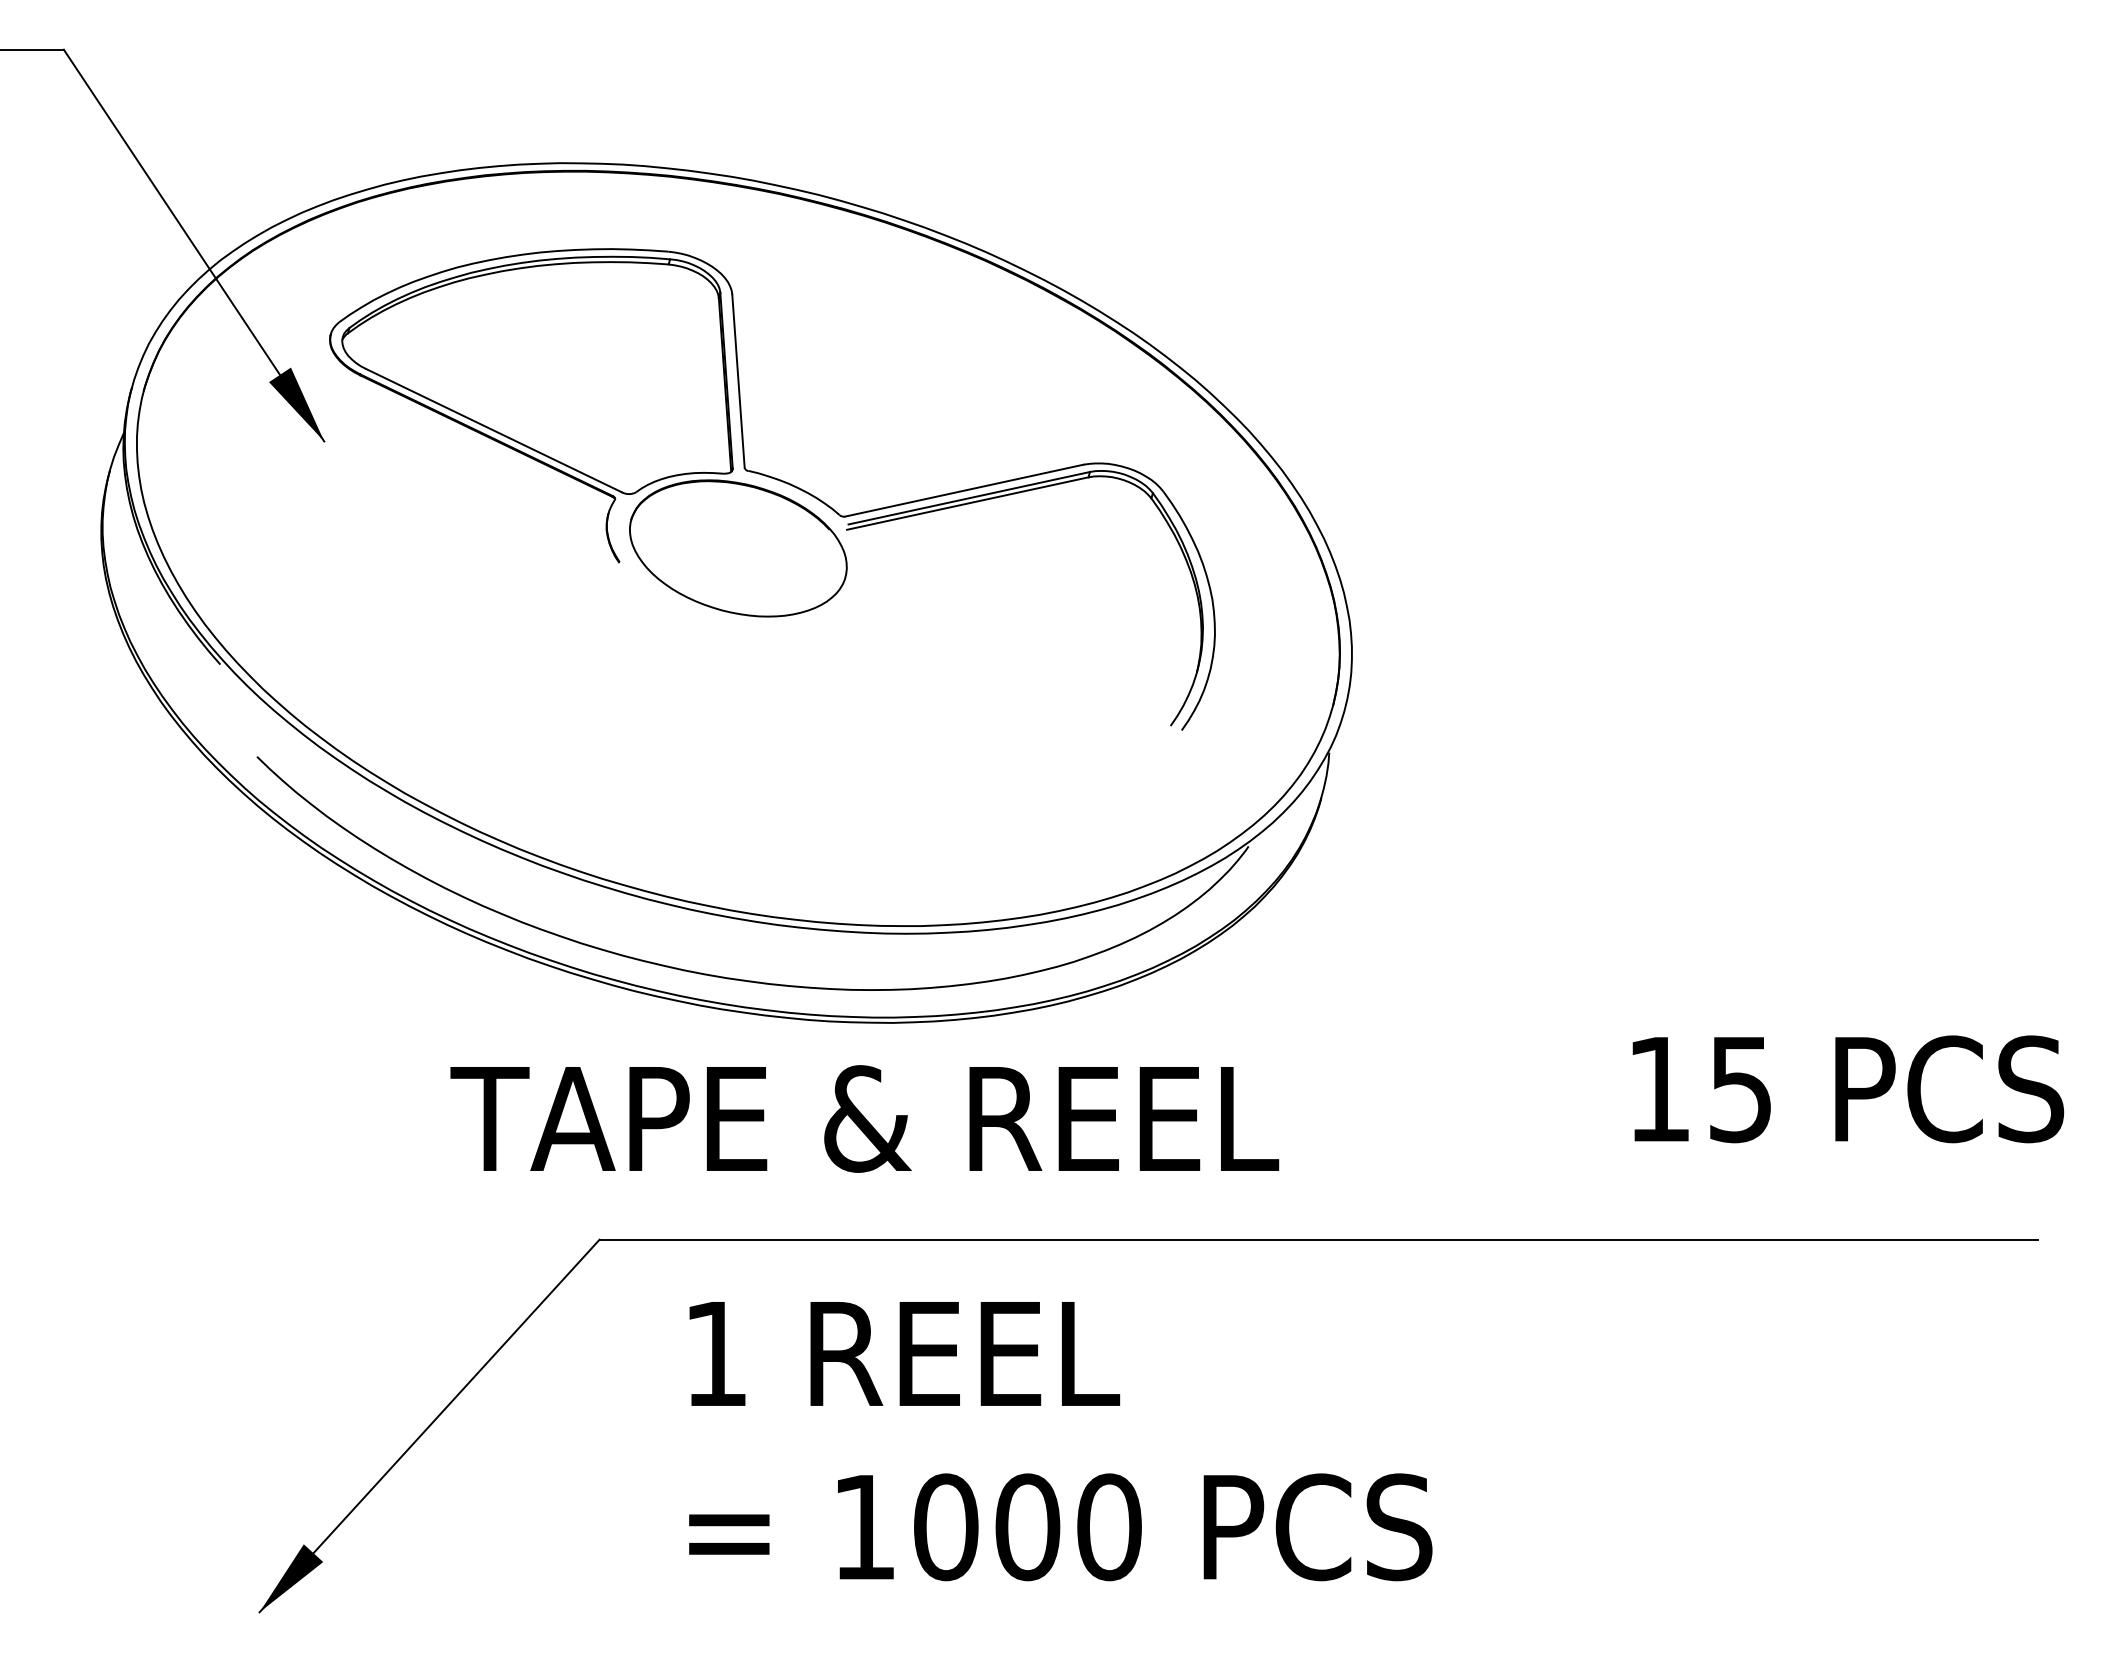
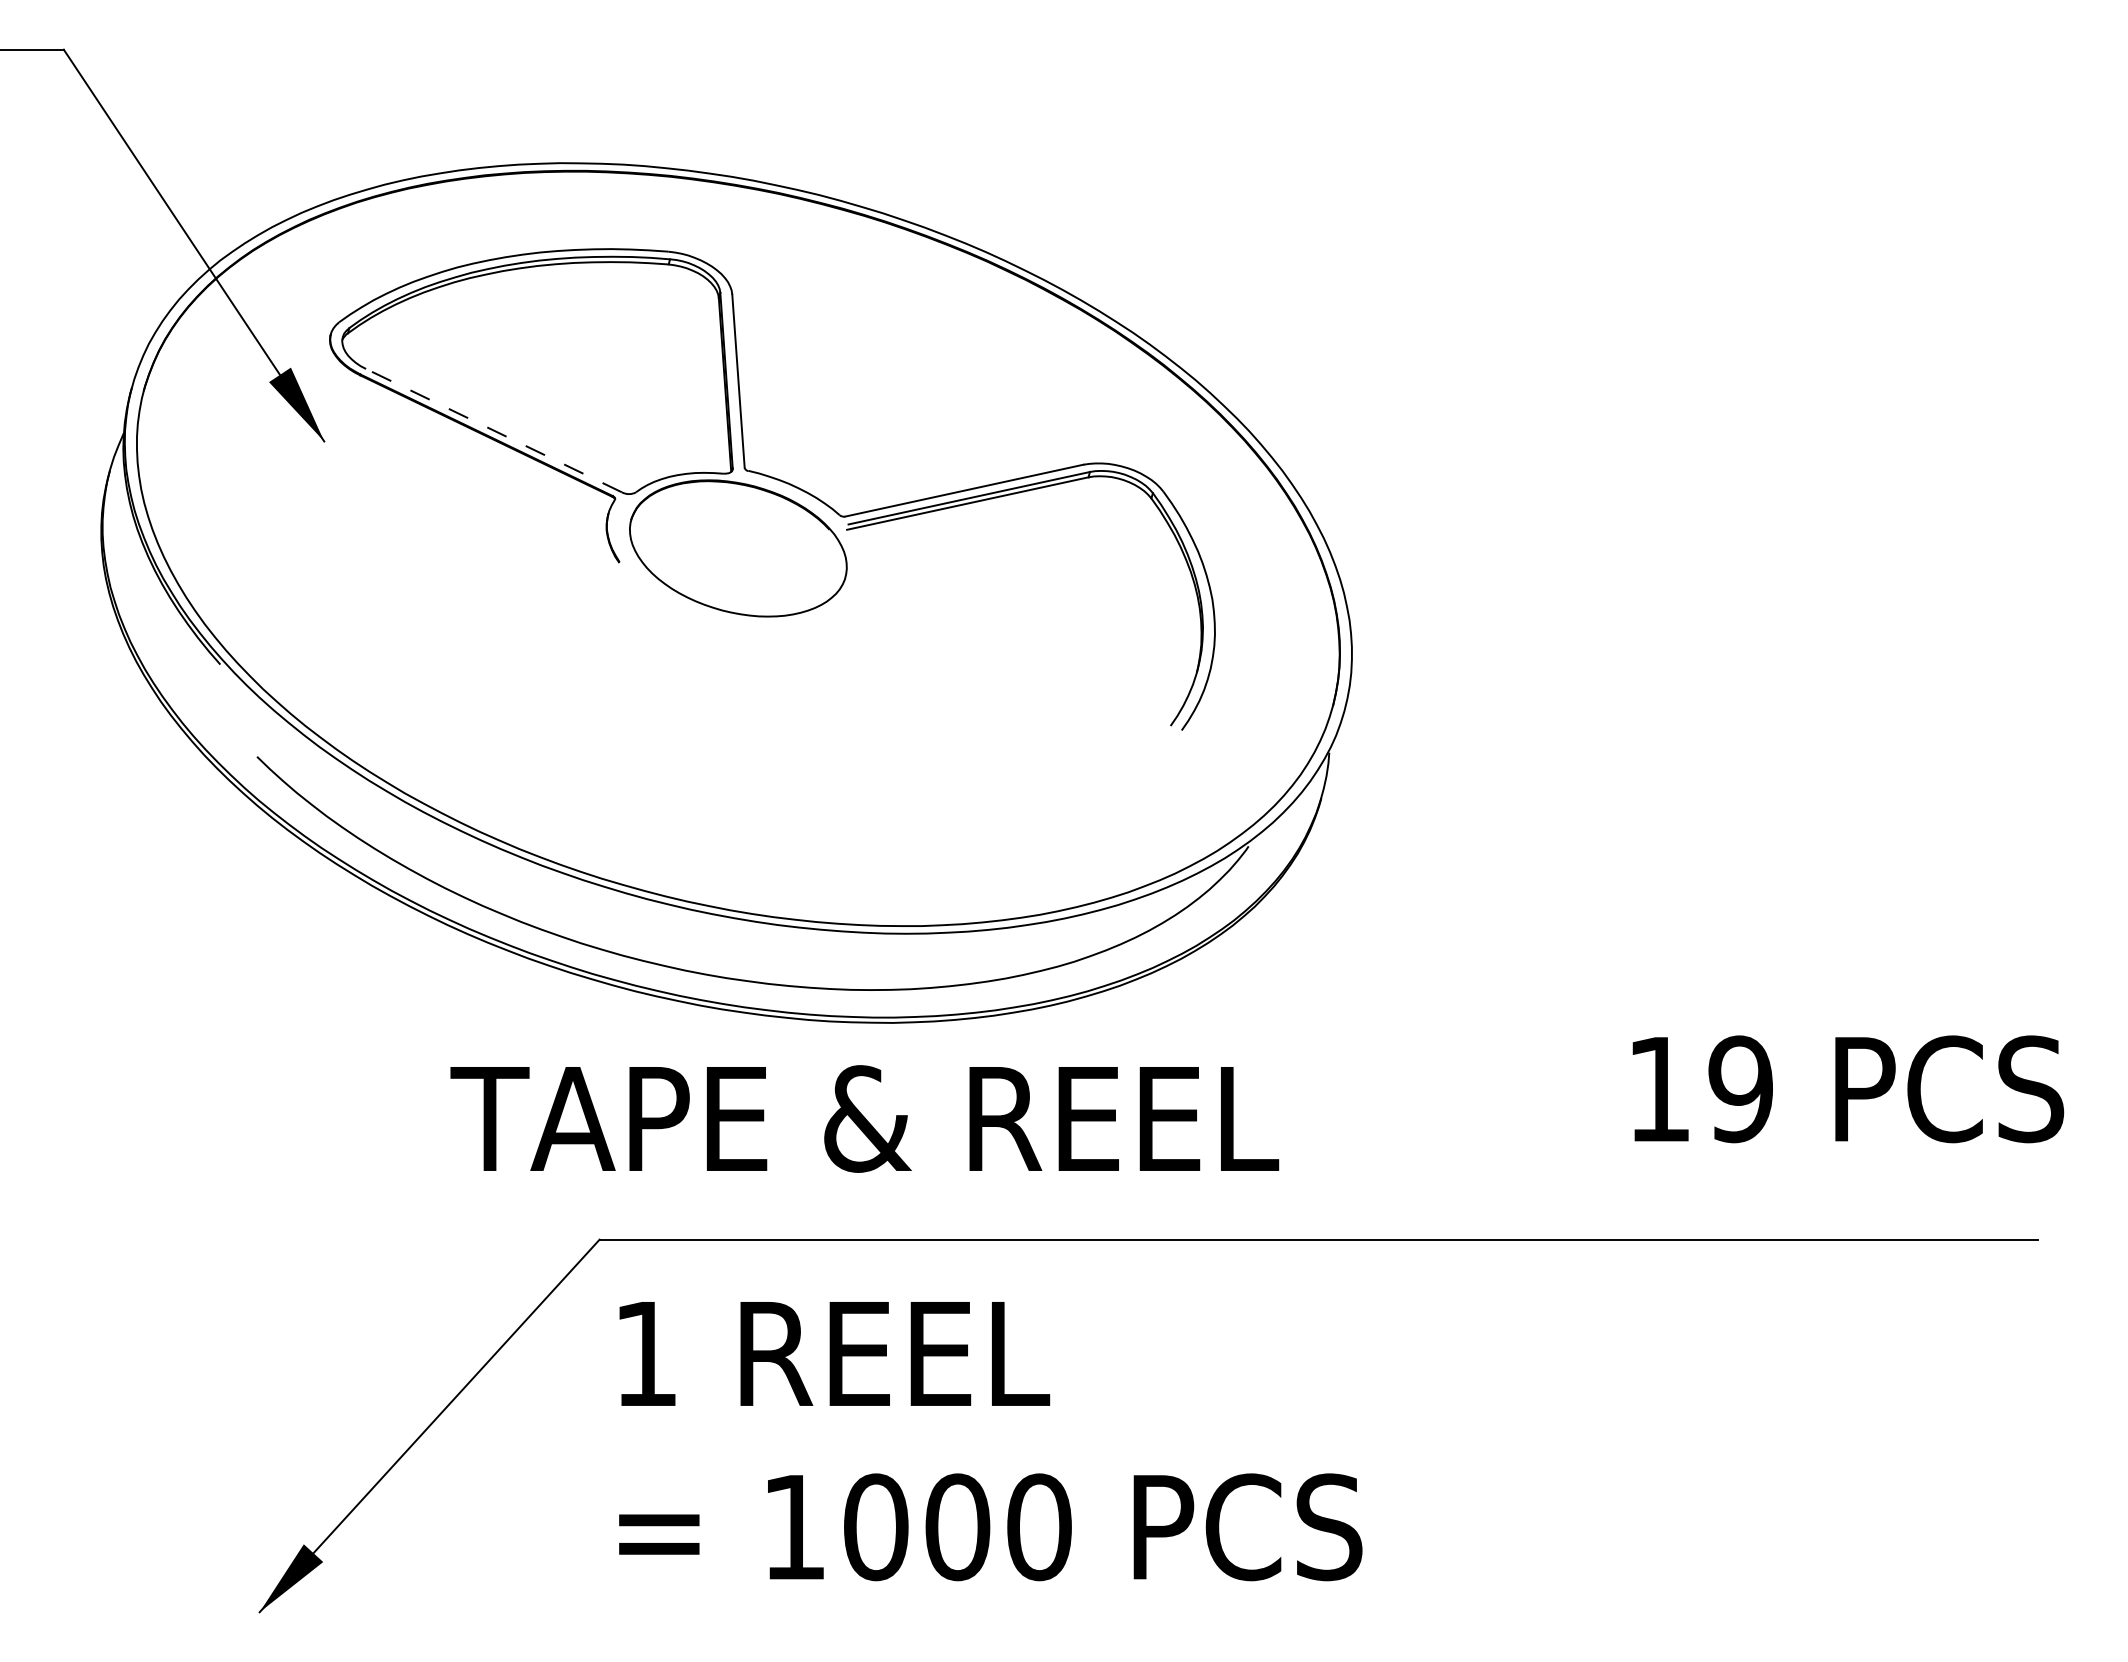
line: solid -> dashed (493, 430)
text: 15 -> 19 (1740, 1089)
text position: (1060, 1441) -> (990, 1441) (990, 1441)
